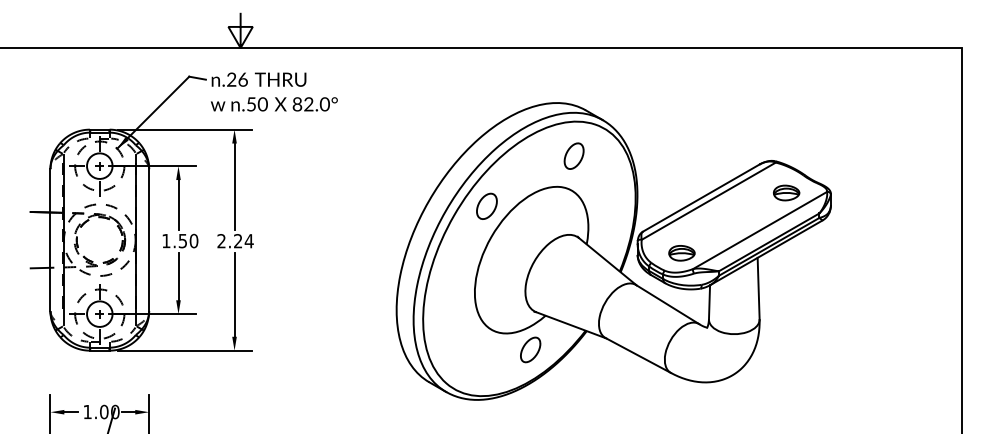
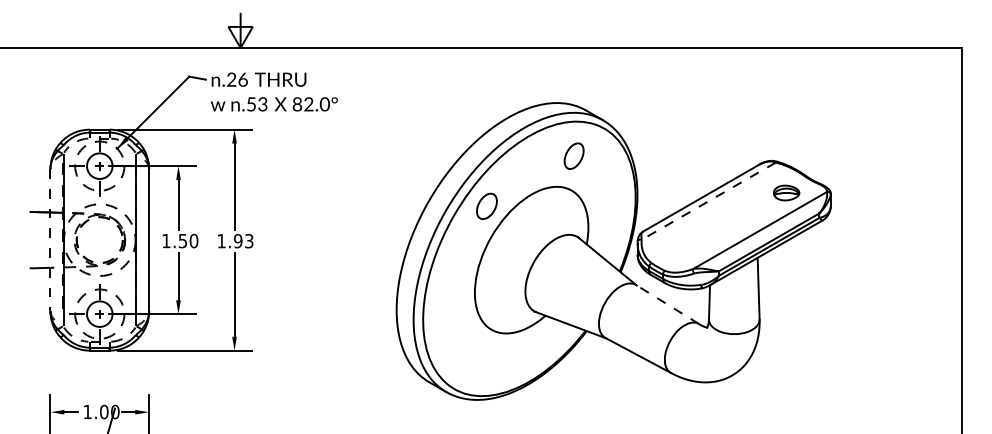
text: .50 -> .53 (262, 104)
line: solid -> dashed (708, 201)
line: solid -> dashed (50, 240)
text: 2.24 -> 1.93 (235, 241)
part: present -> none (681, 253)
line: solid -> dashed (667, 304)
part: present -> none (530, 349)
